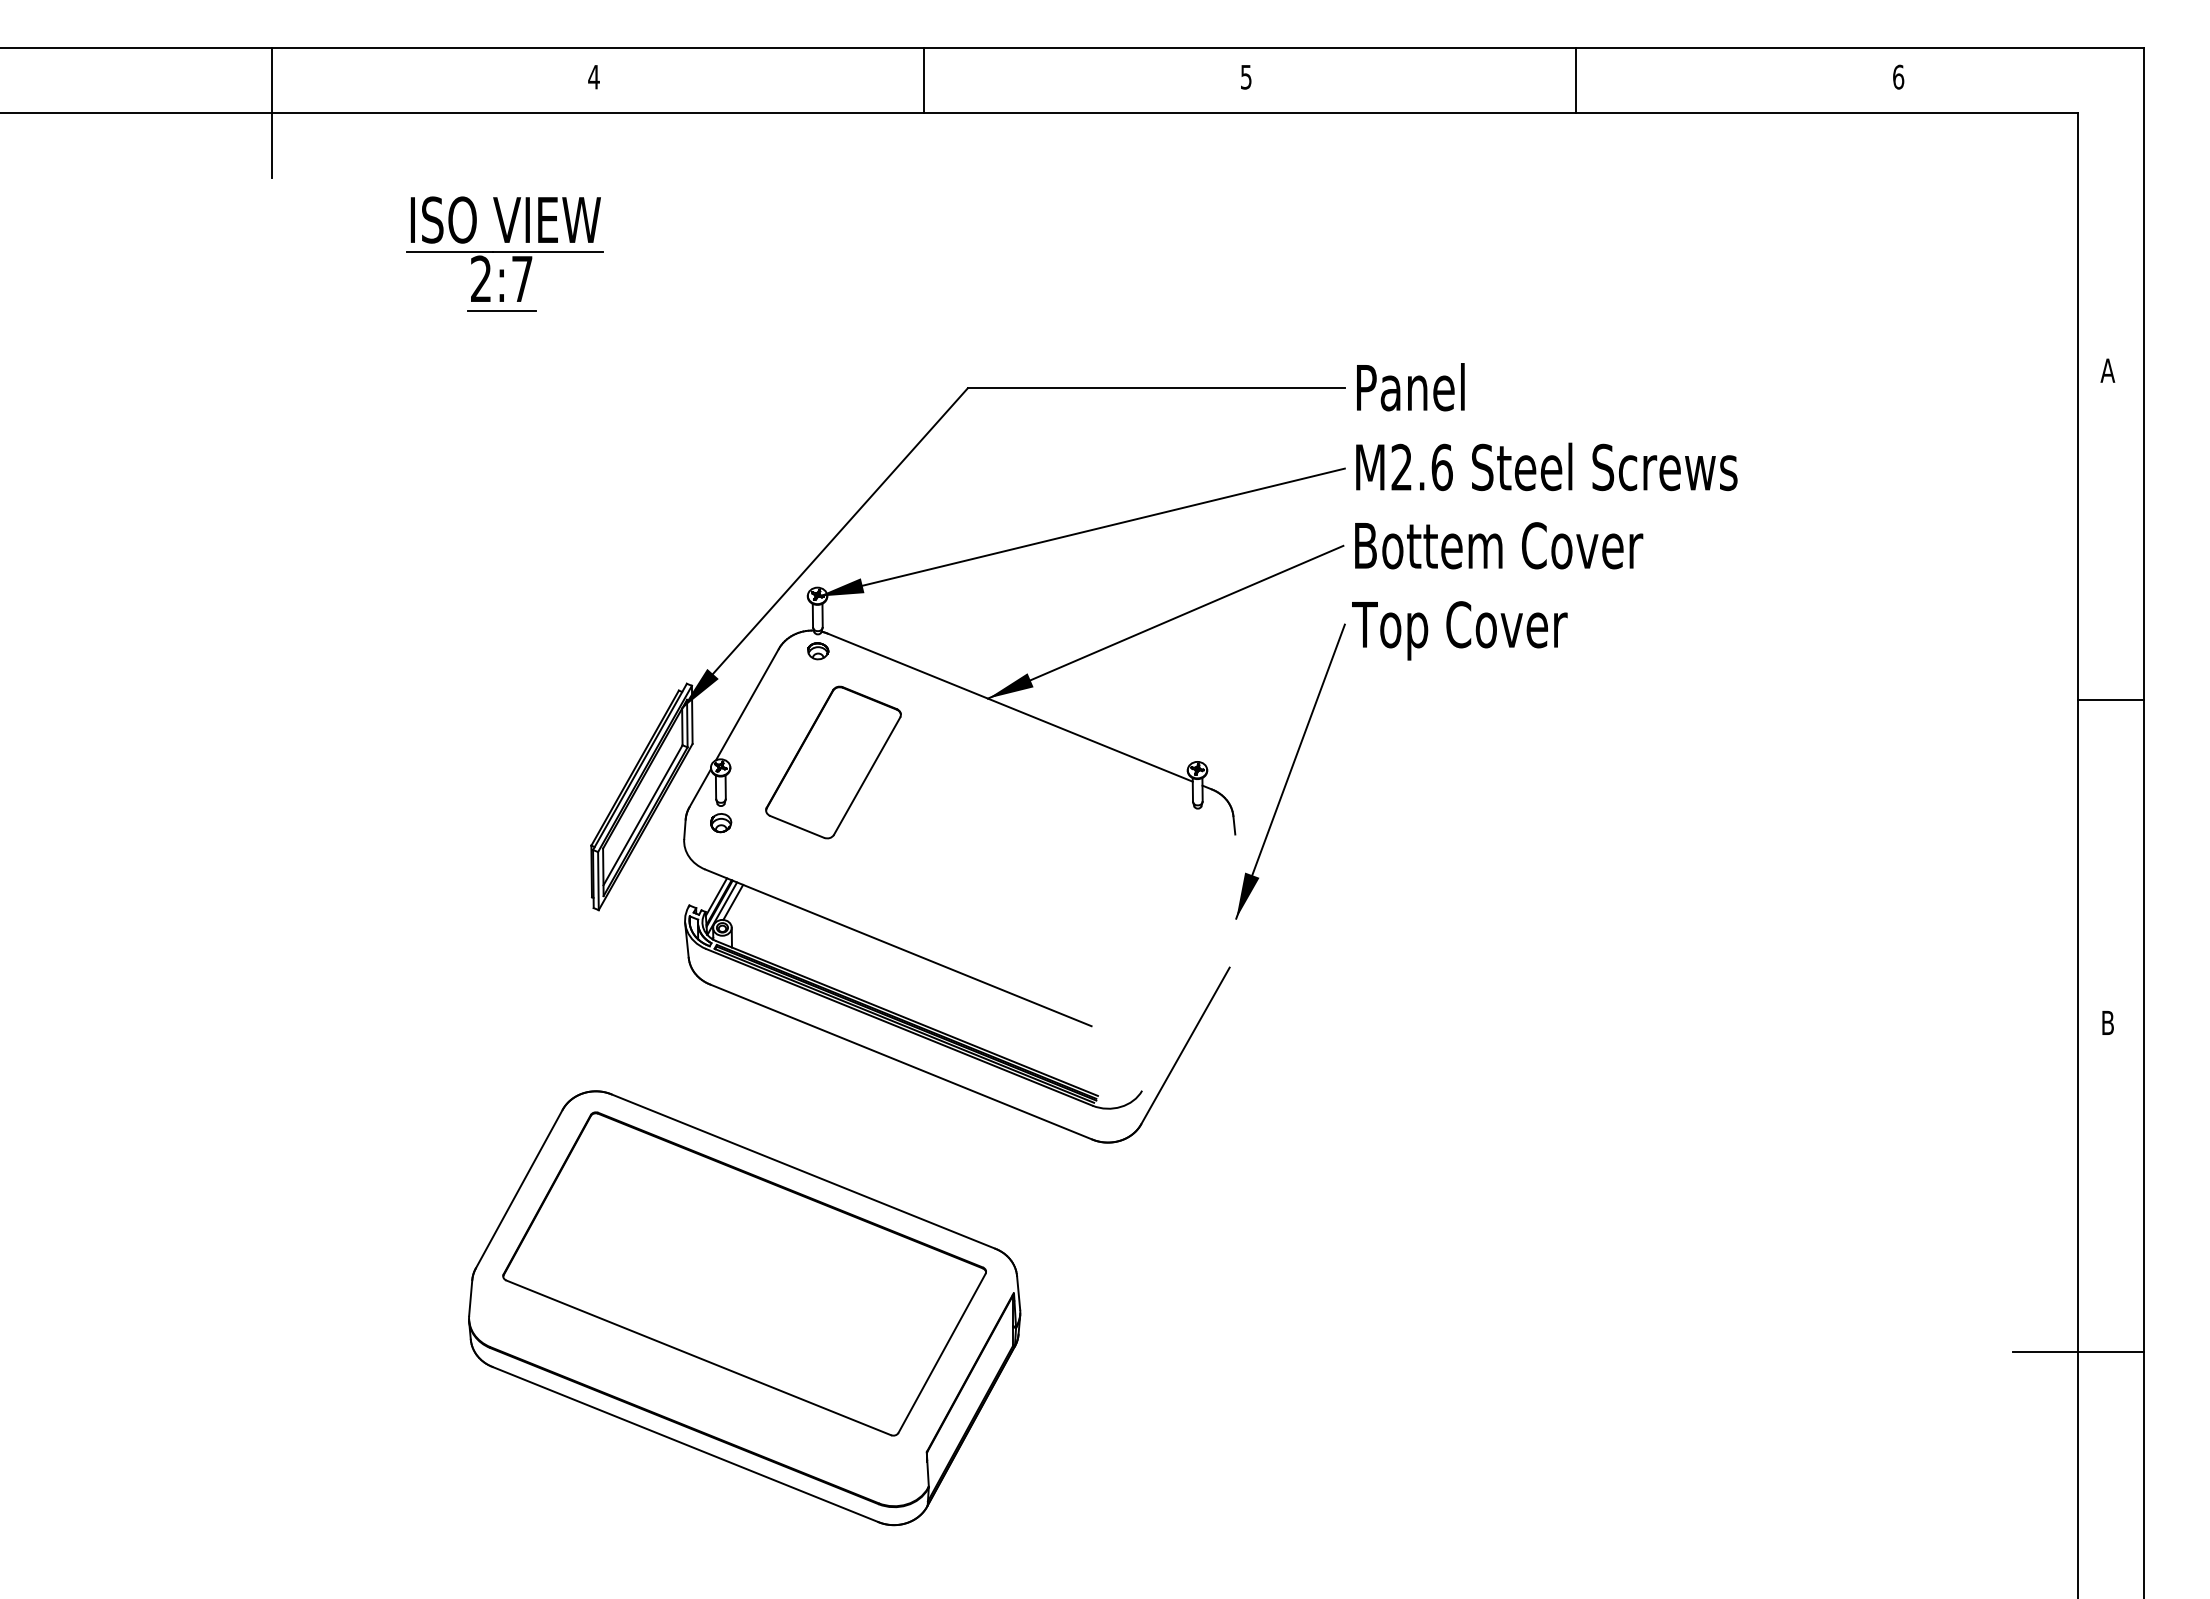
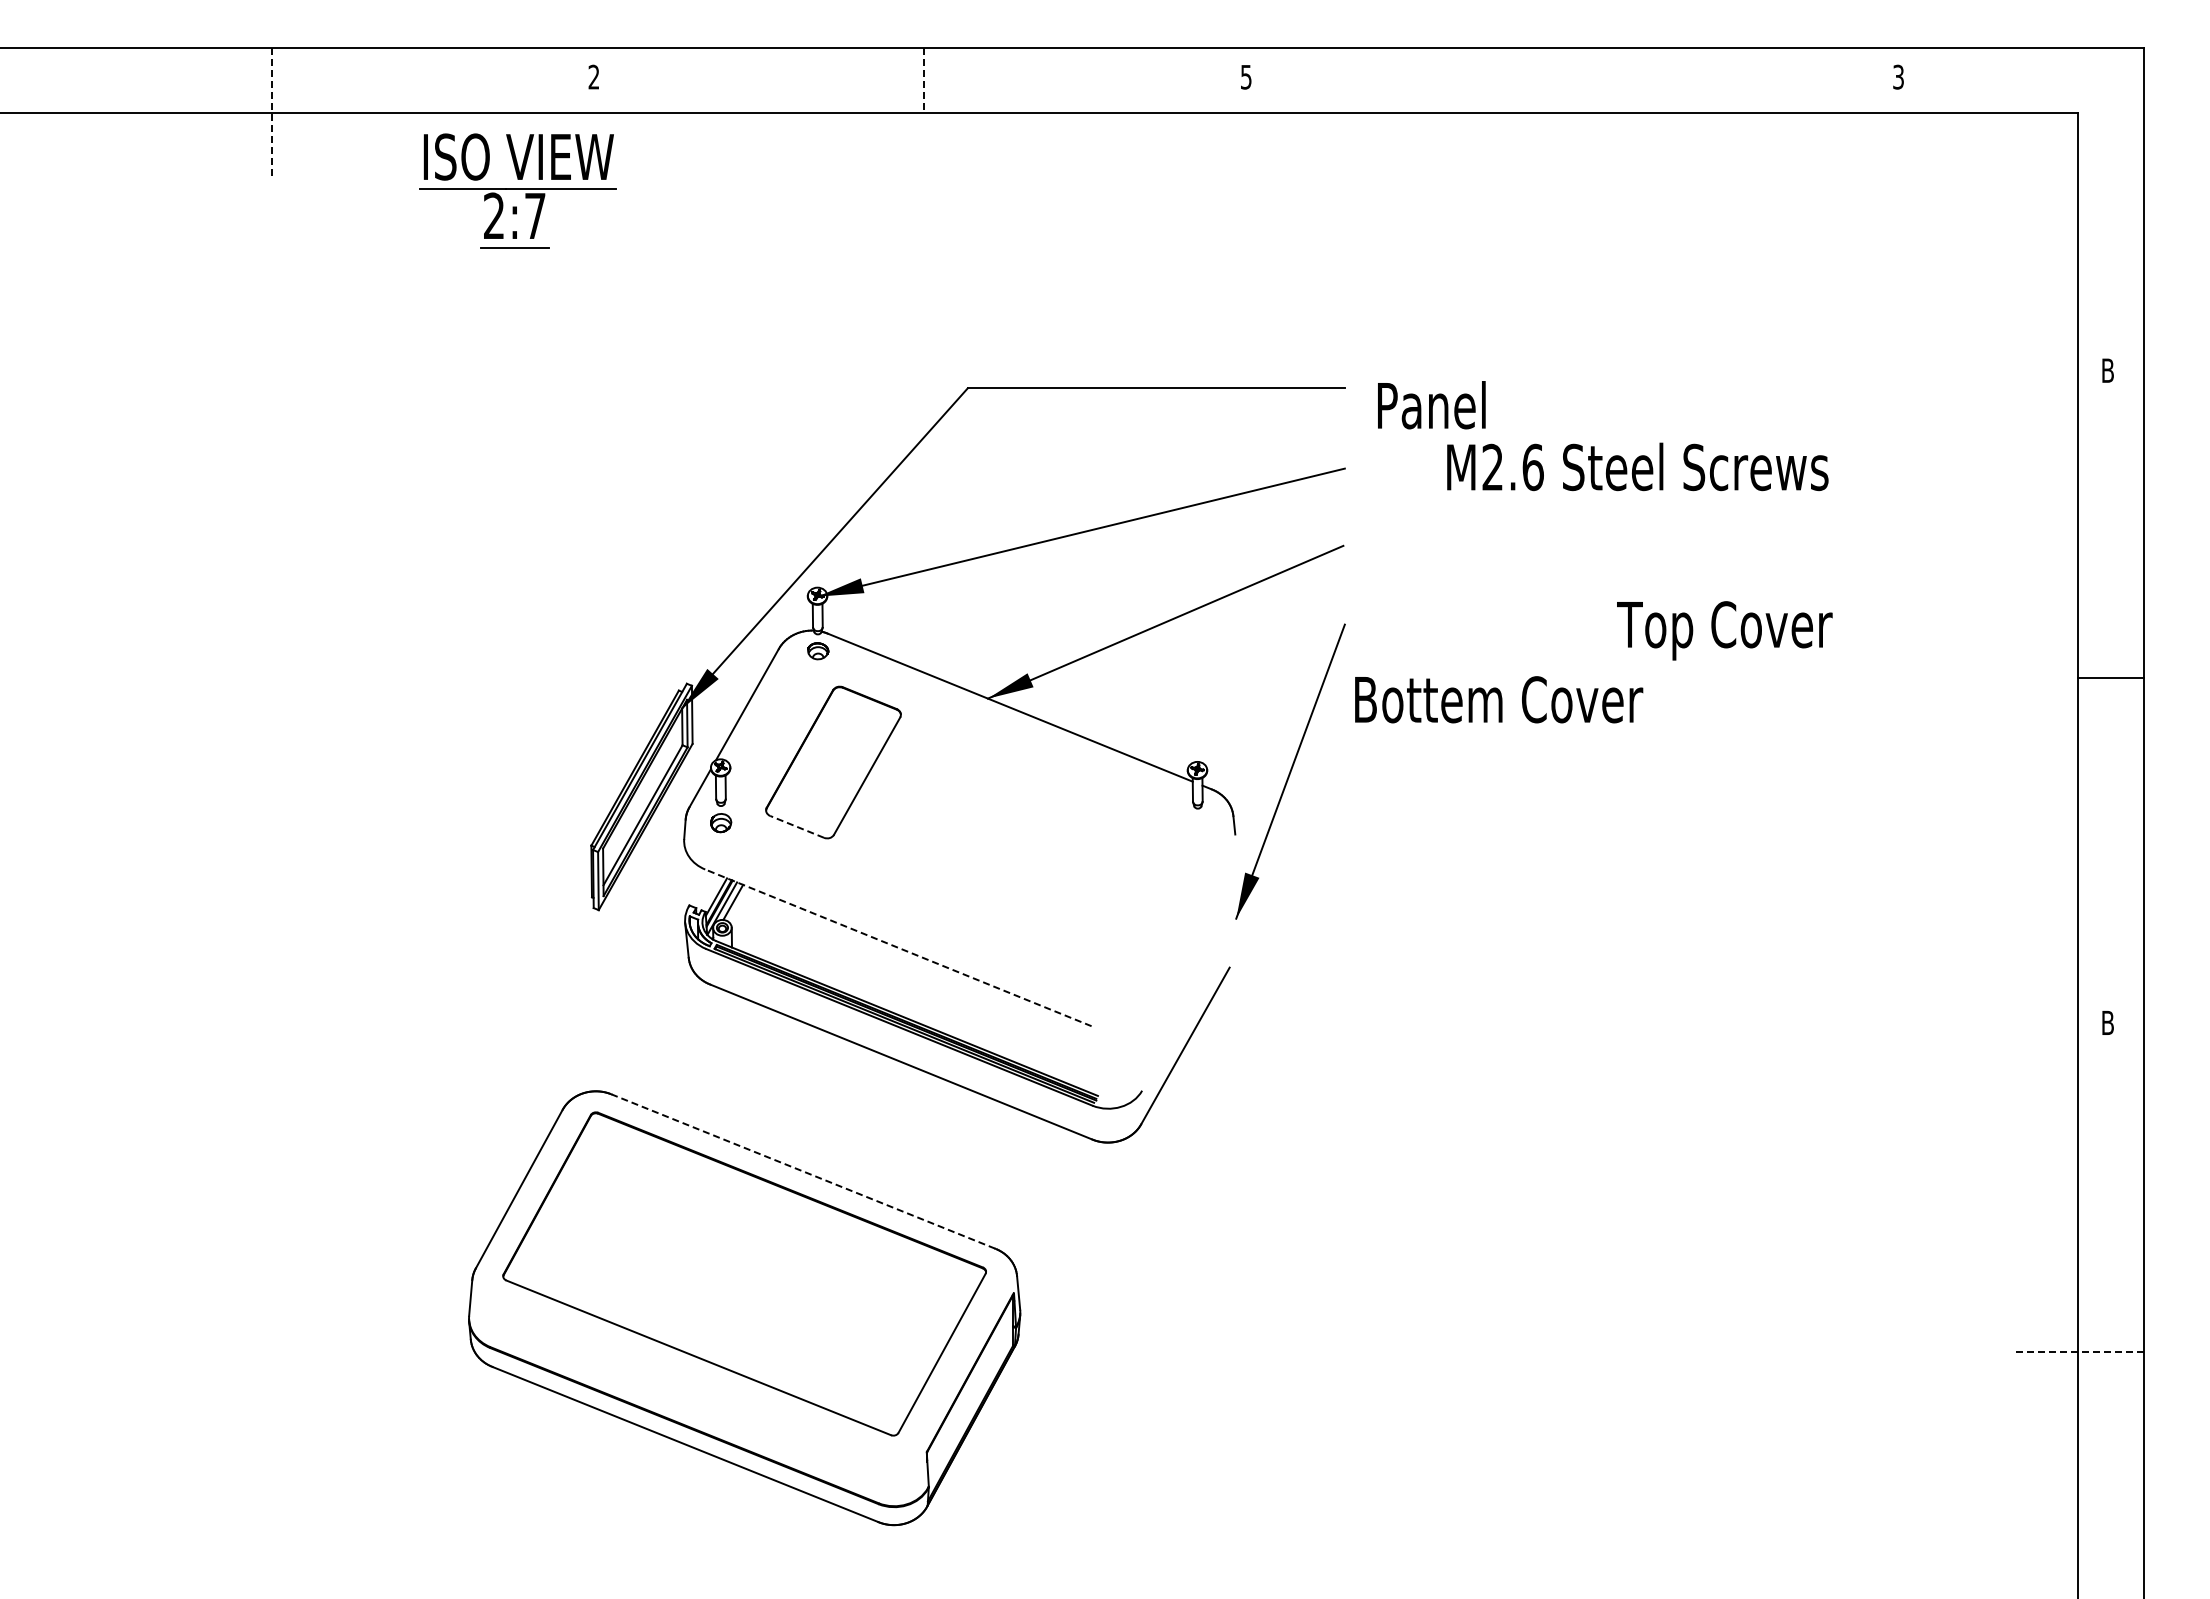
text: 4 -> 2 (593, 76)
text: 6 -> 3 (1898, 76)
line: present -> none (1576, 79)
line: solid -> dashed (923, 80)
line: solid -> dashed (271, 113)
part position: (504, 253) -> (517, 190) (517, 190)
text: A -> B (2107, 370)
text position: (1410, 387) -> (1431, 405) (1431, 405)
text position: (1546, 466) -> (1637, 466) (1637, 466)
text position: (1499, 545) -> (1499, 699) (1499, 699)
text position: (1459, 630) -> (1724, 630) (1724, 630)
line position: (2110, 700) -> (2110, 678) (2110, 678)
line: solid -> dashed (797, 826)
line: solid -> dashed (897, 947)
line: solid -> dashed (803, 1171)
line: solid -> dashed (2077, 1352)
